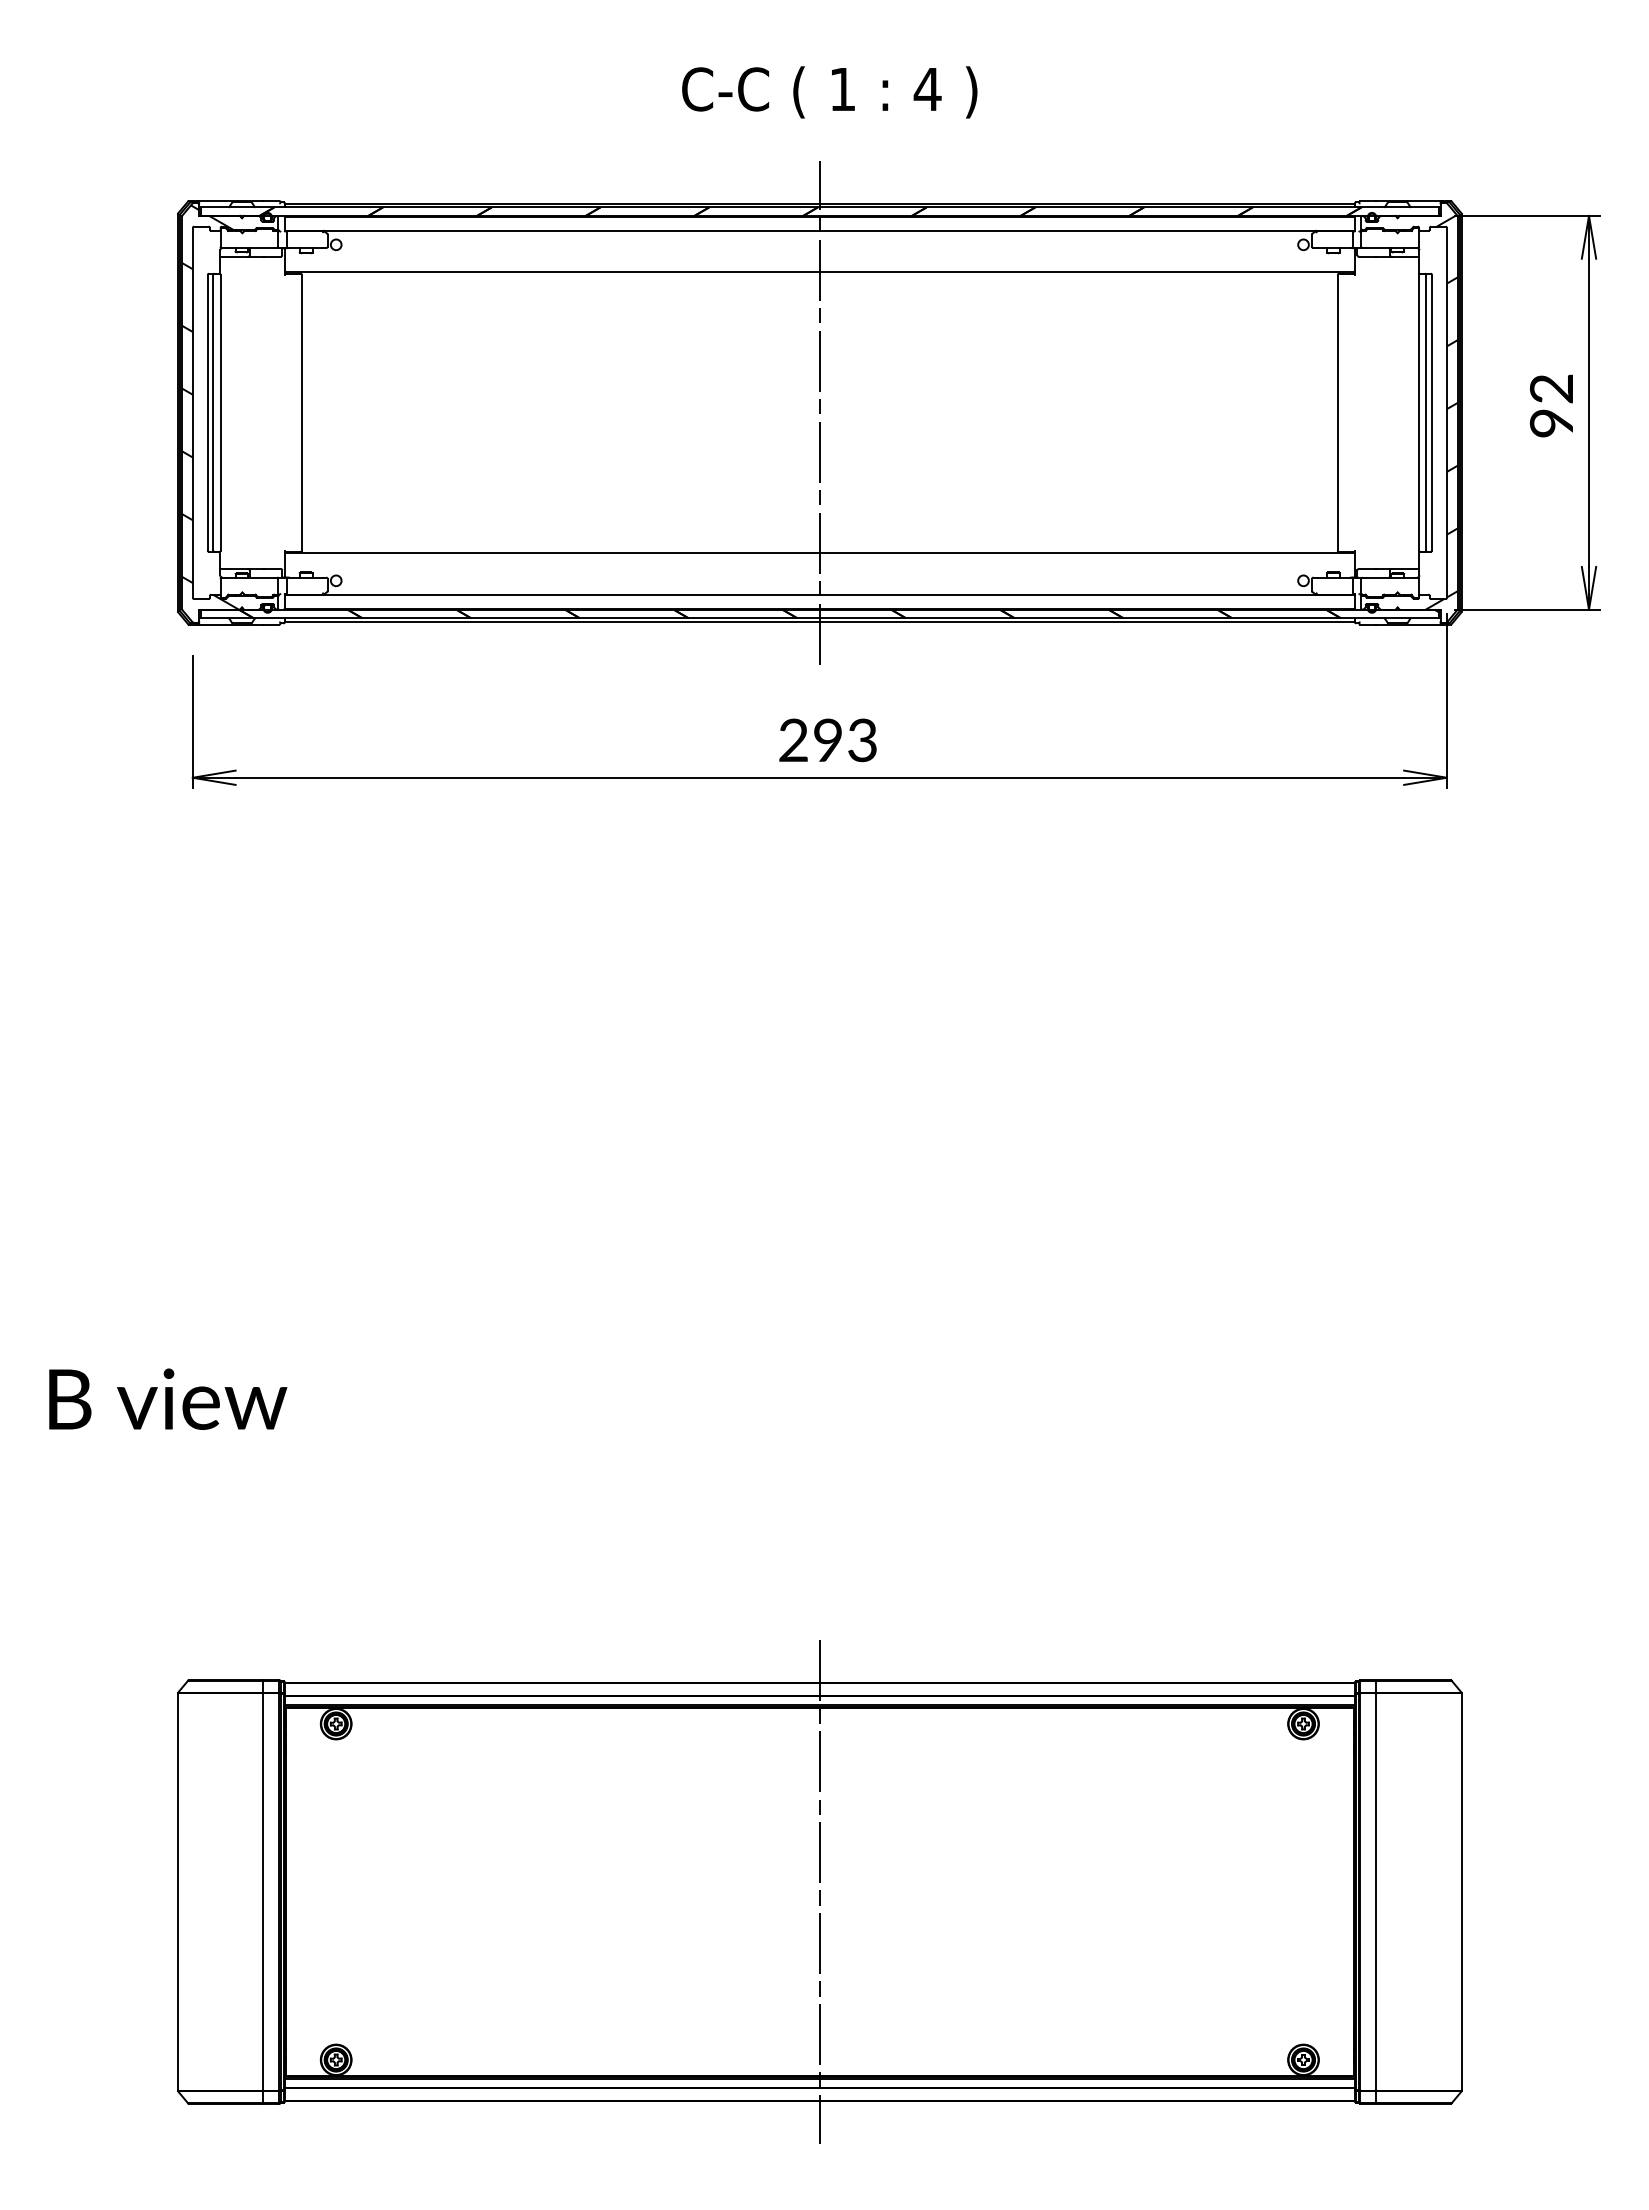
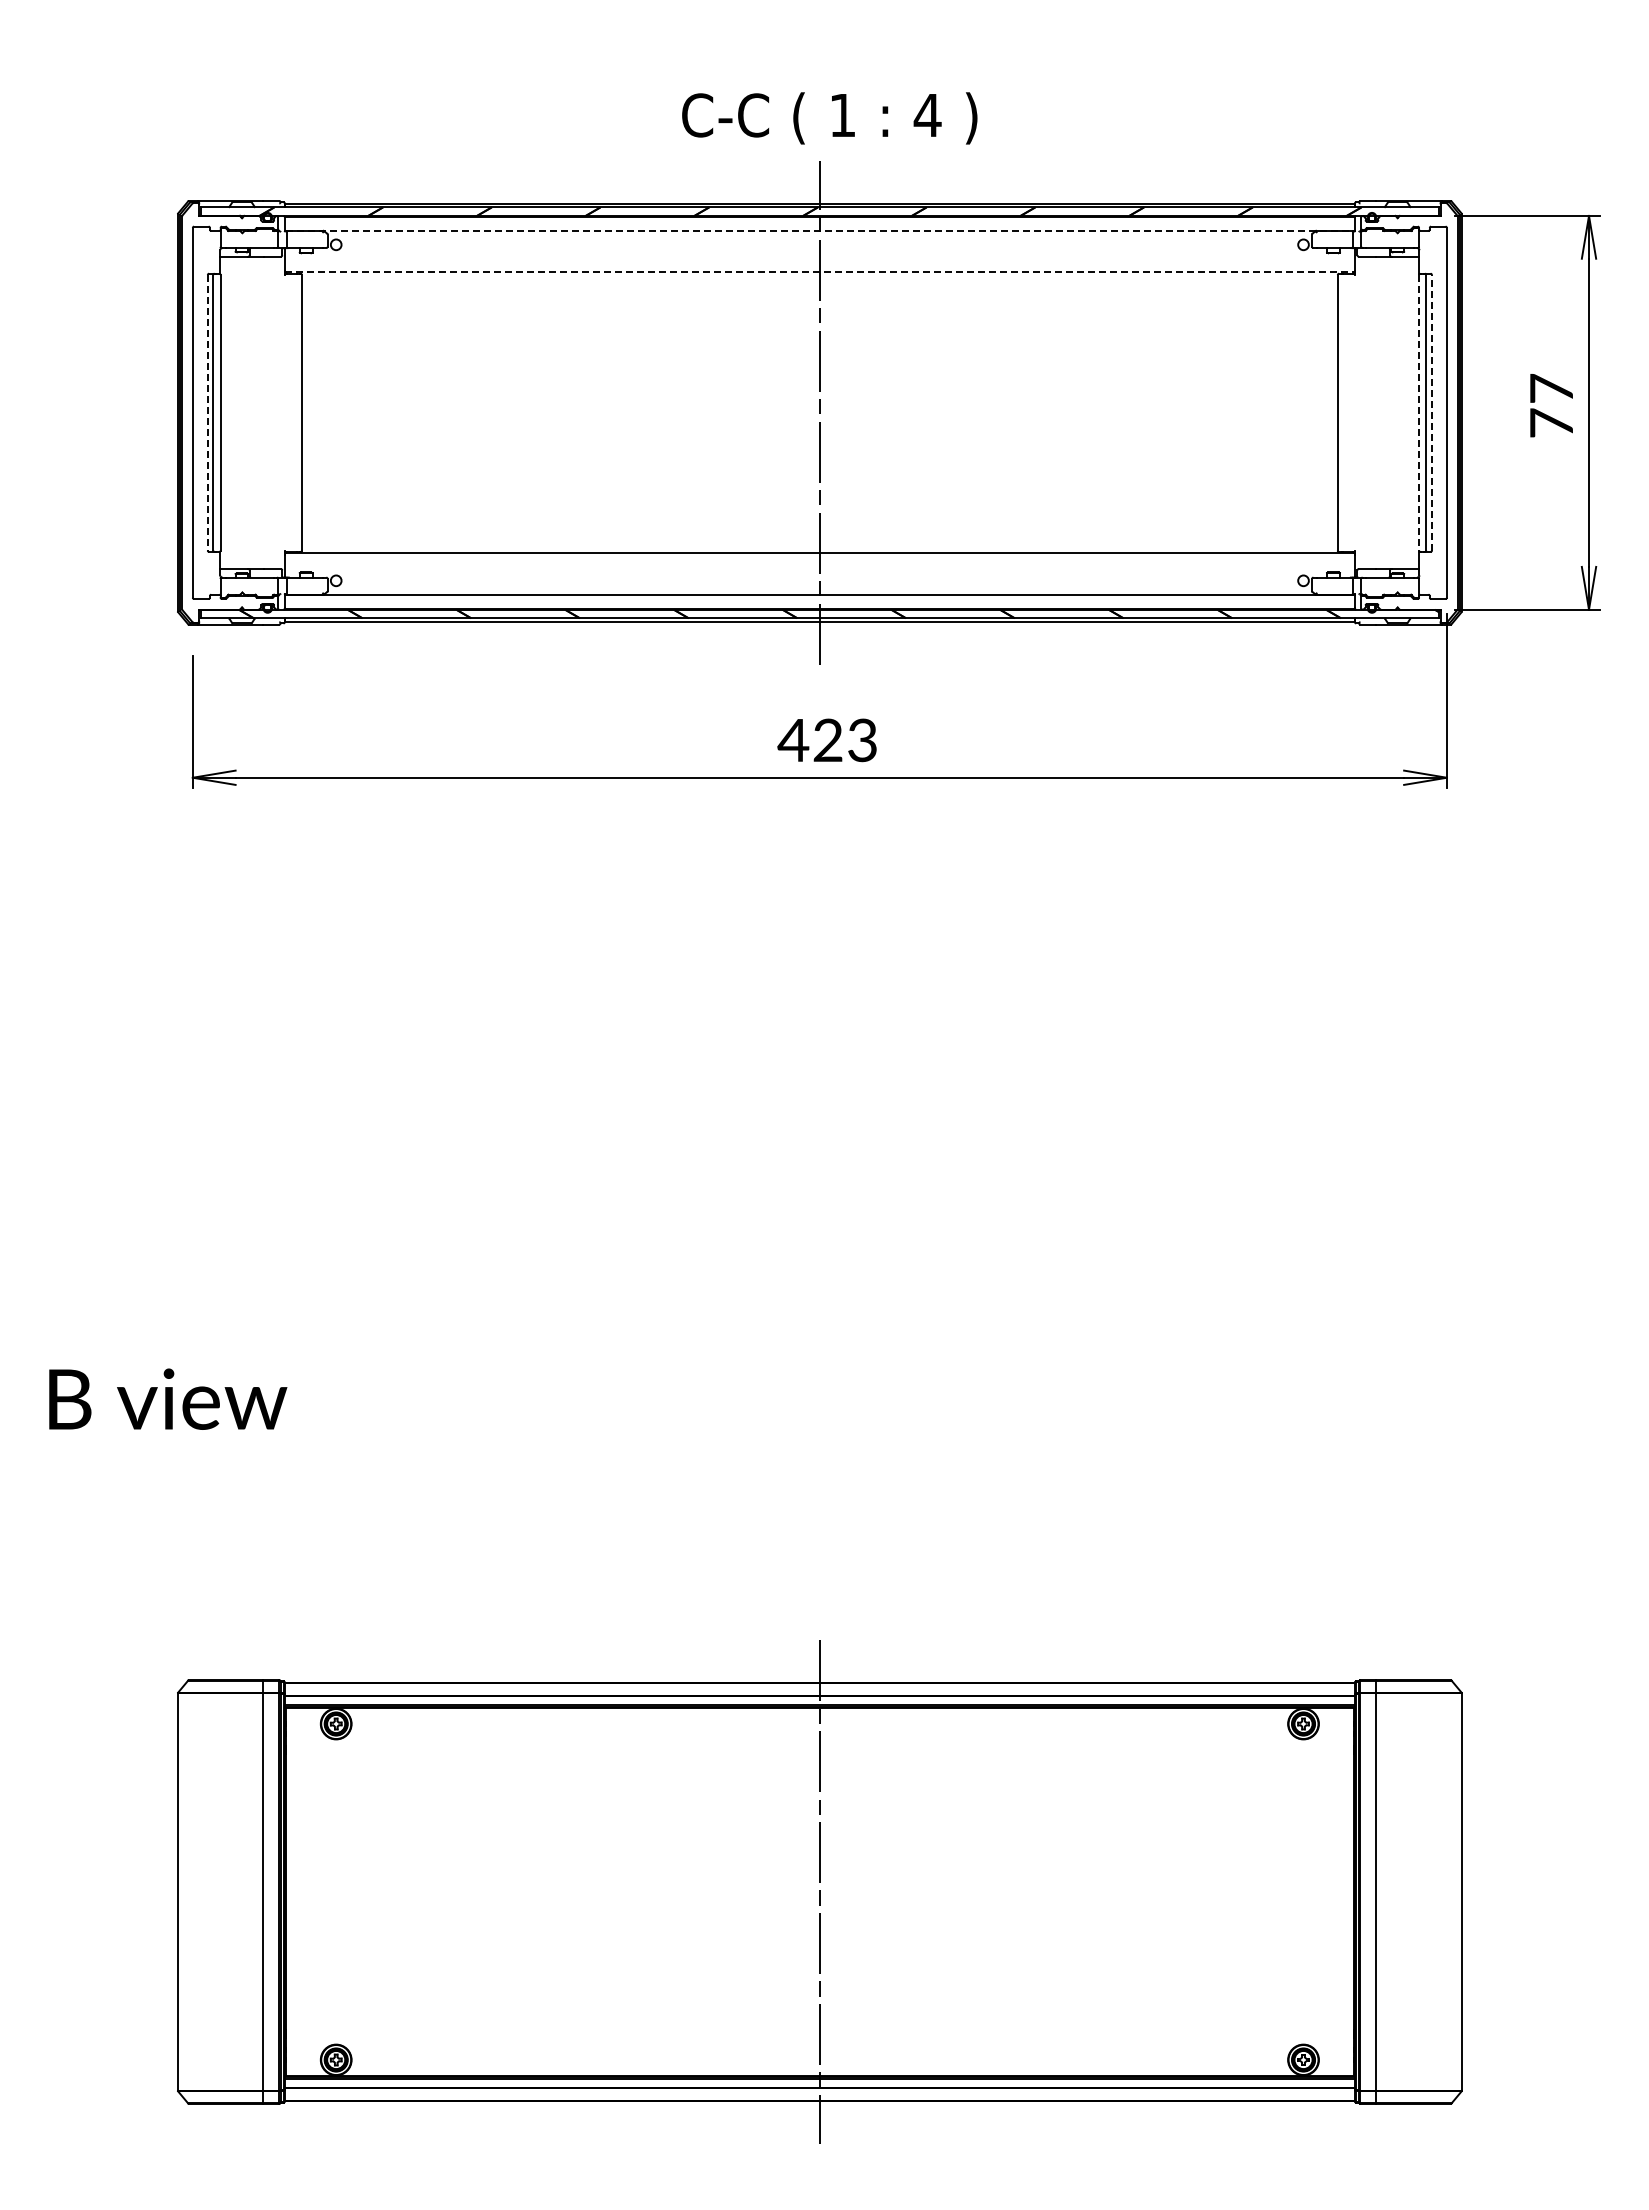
text position: (829, 92) -> (829, 118) (829, 118)
line: solid -> dashed (820, 230)
line: solid -> dashed (820, 272)
text: 92 -> 77 (1550, 405)
hatch: present -> none (210, 407)
line: solid -> dashed (207, 412)
line: solid -> dashed (1419, 412)
line: solid -> dashed (1431, 412)
hatch: present -> none (1441, 412)
text: 293 -> 423 (809, 739)
